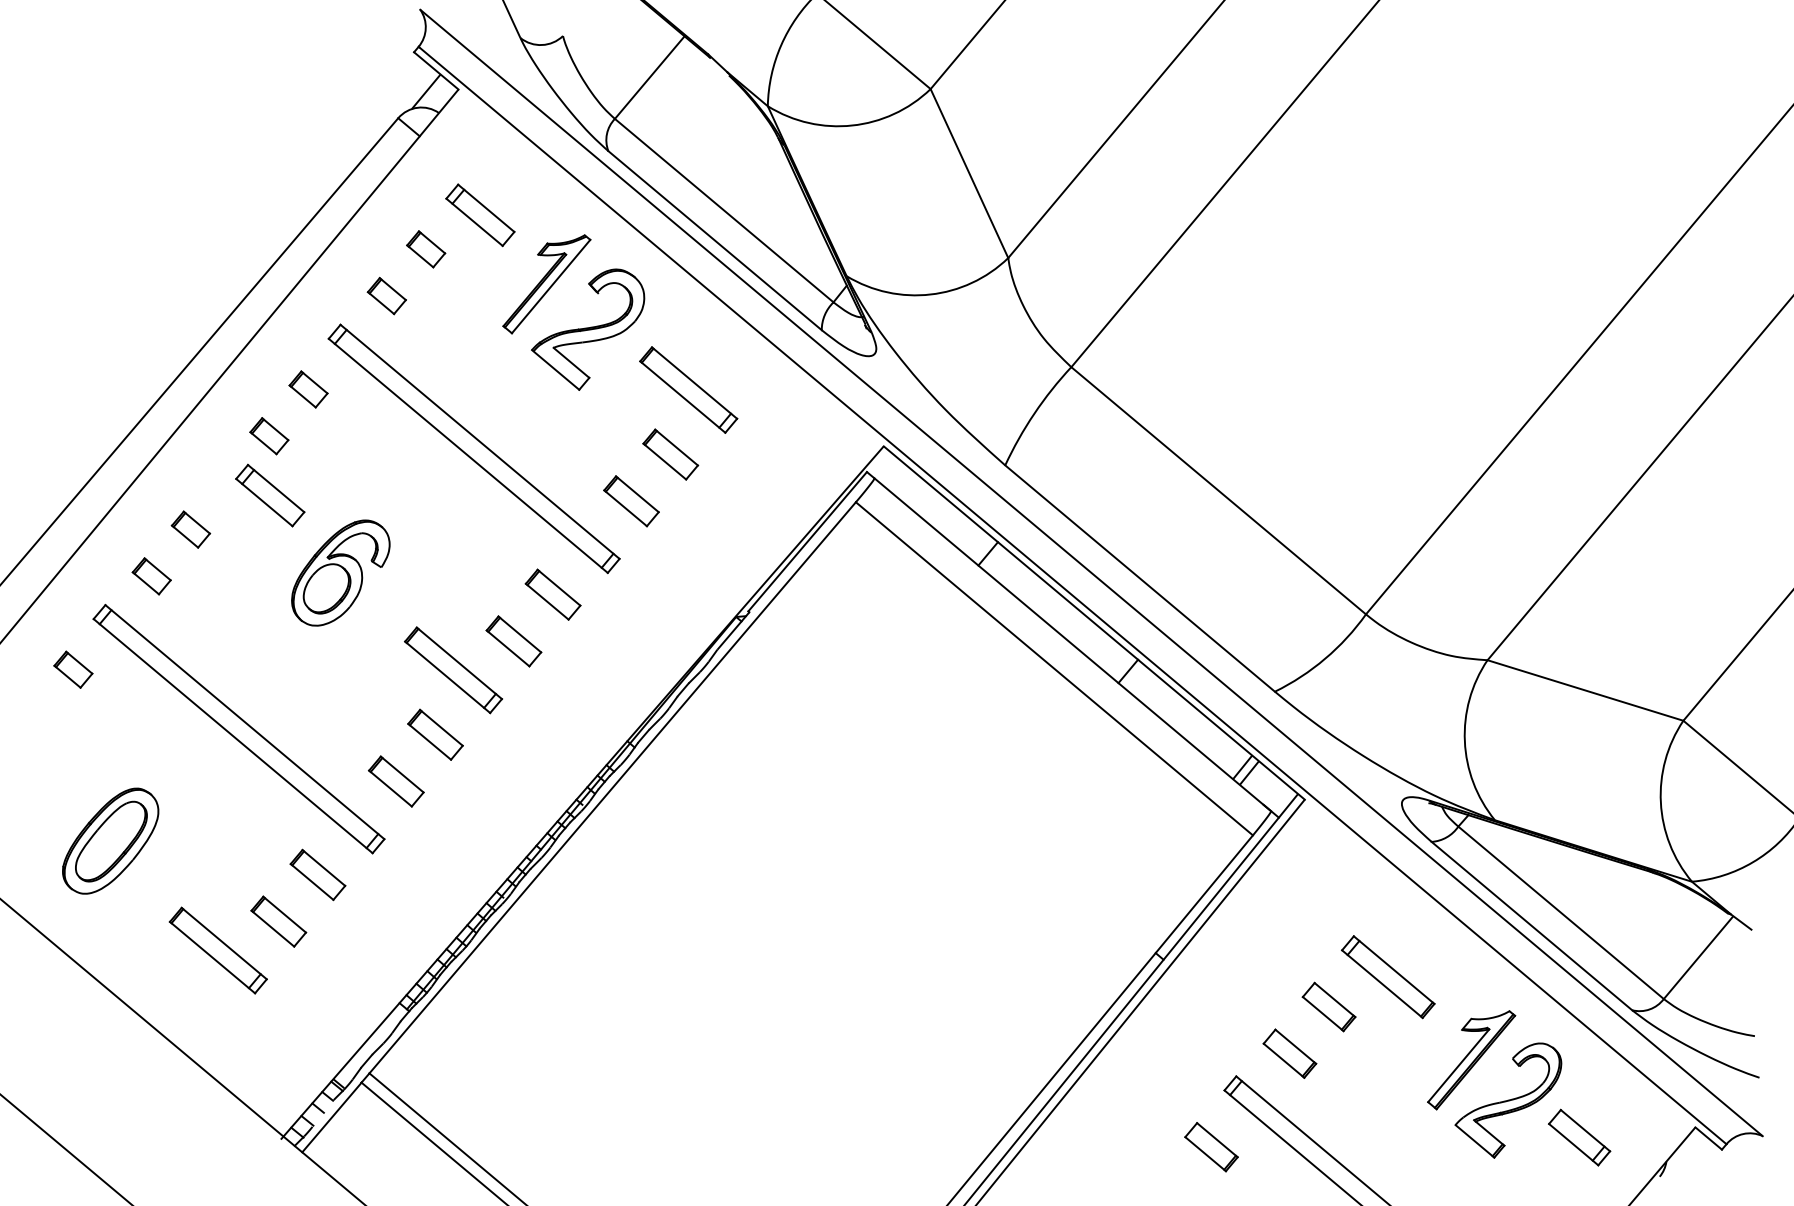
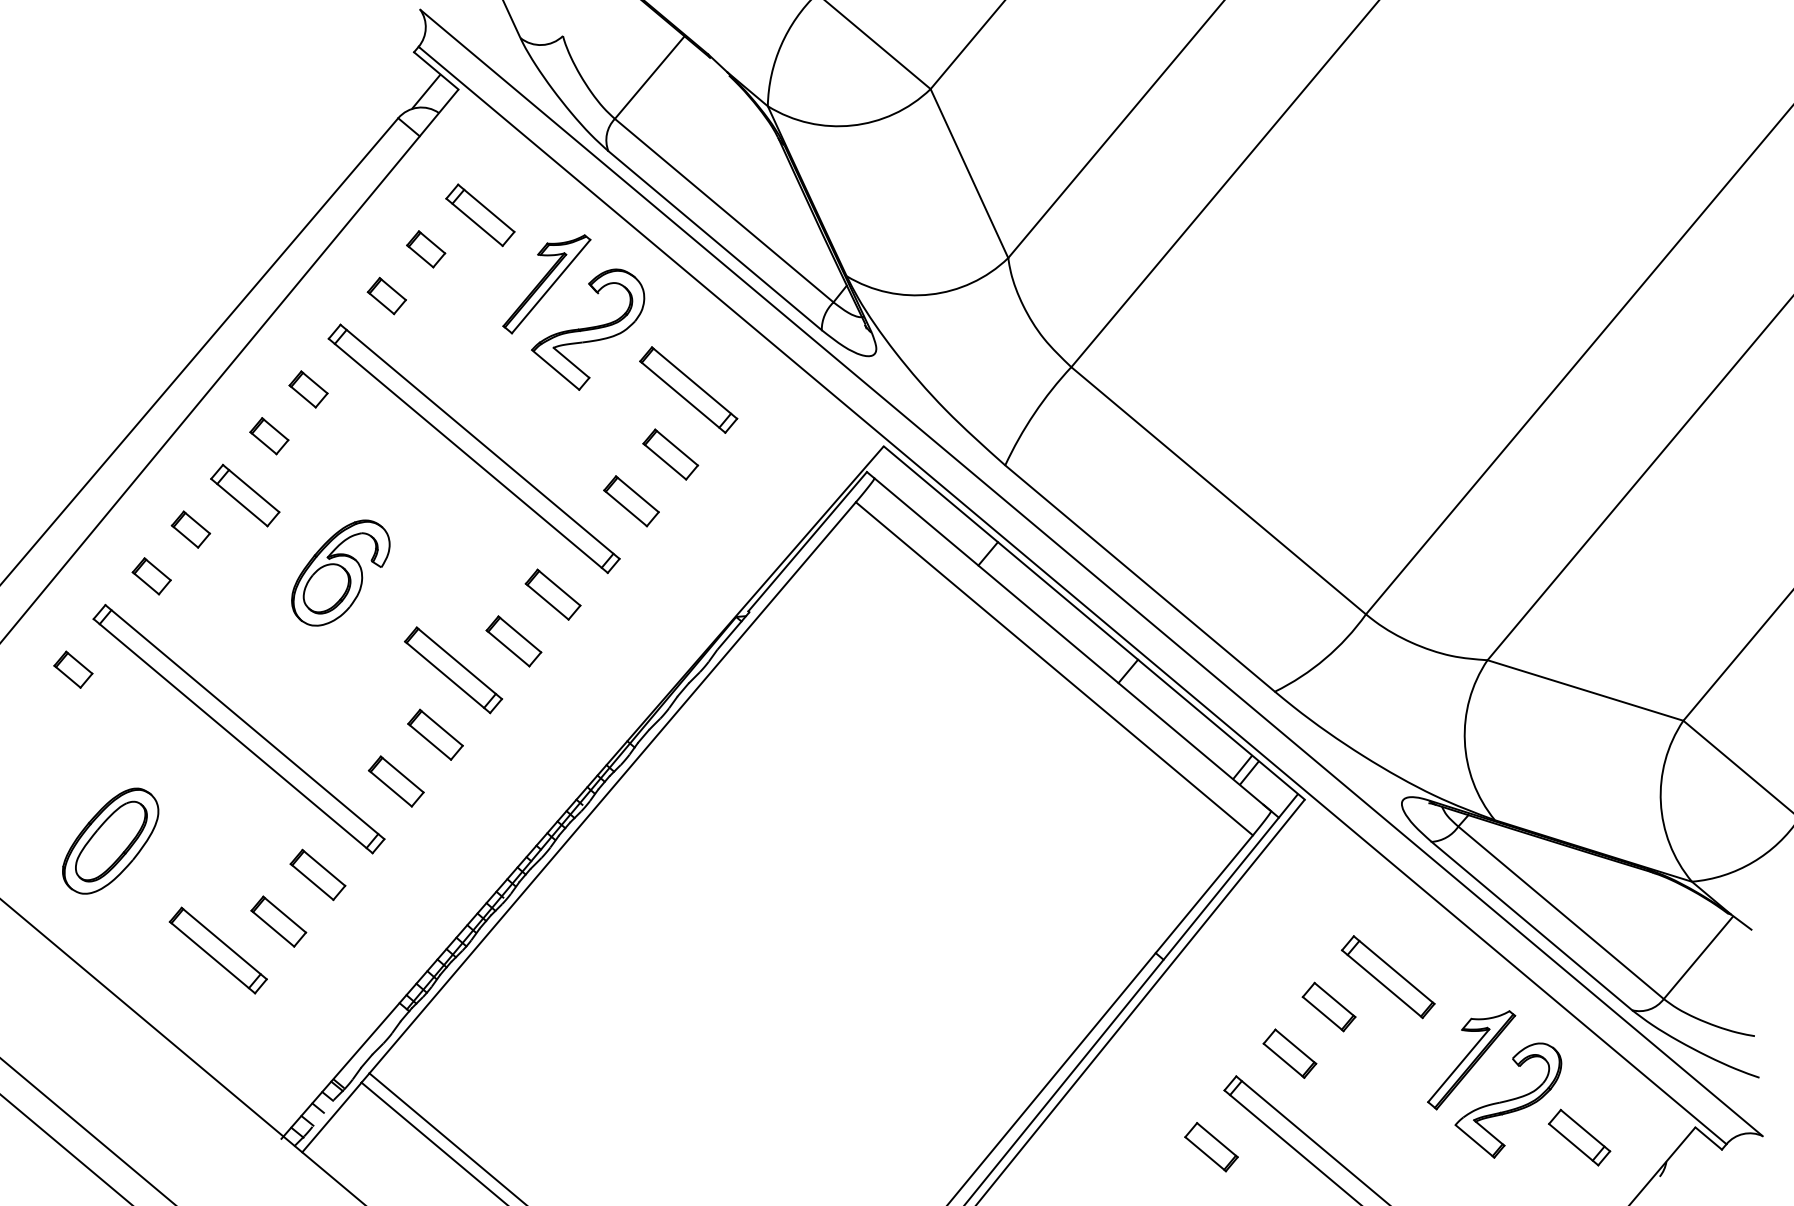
part position: (270, 495) -> (245, 495) (245, 495)
line: none -> present (87, 1130)
